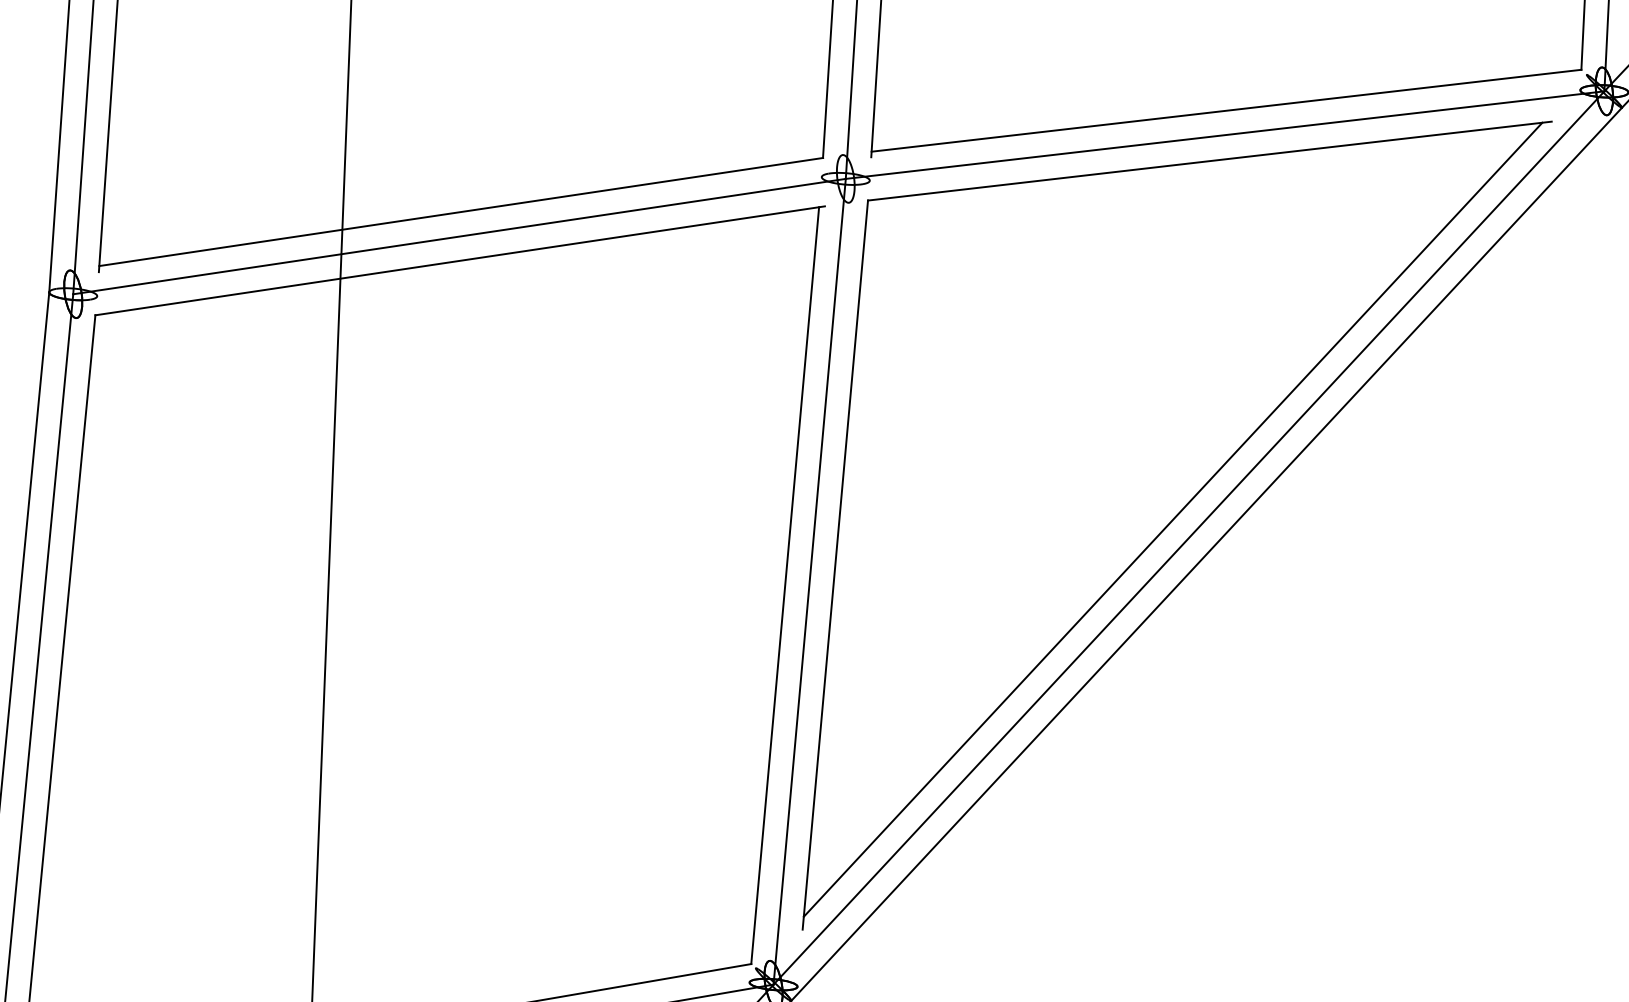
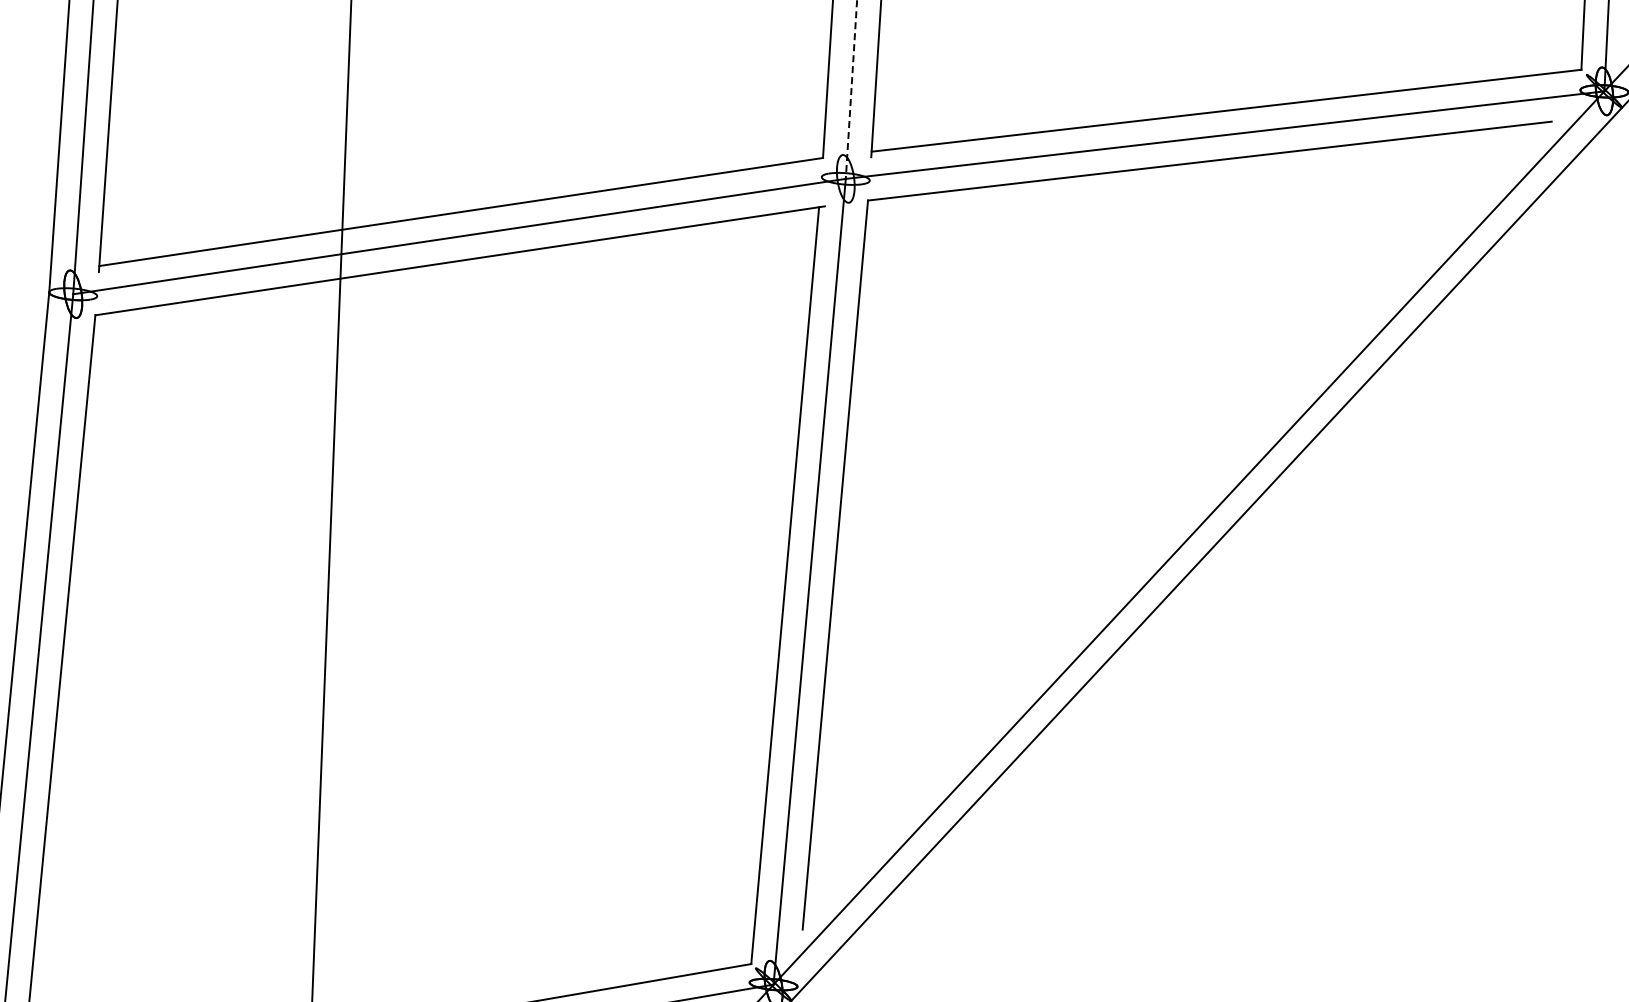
line: solid -> dashed (851, 90)
line: present -> none (1172, 519)
